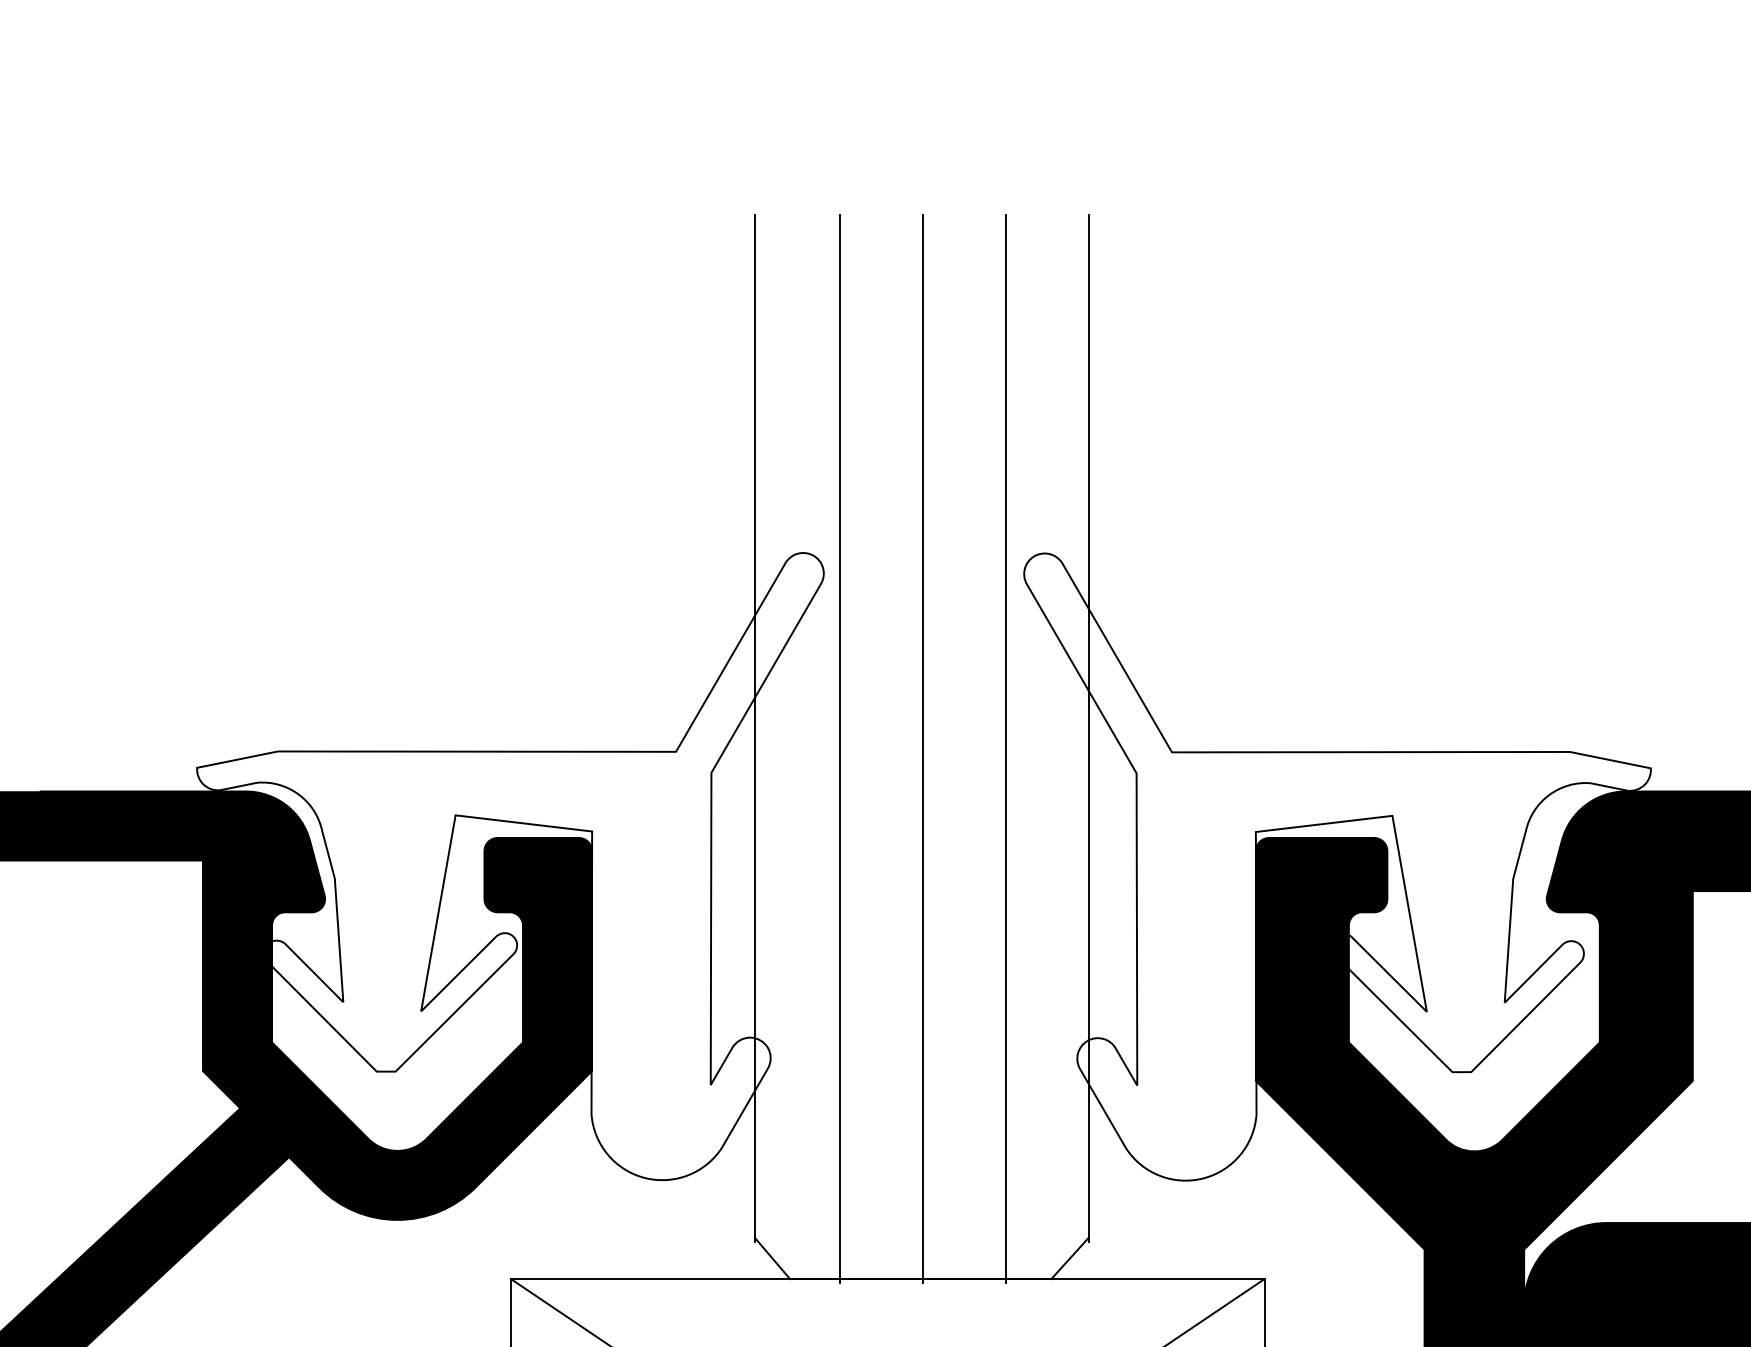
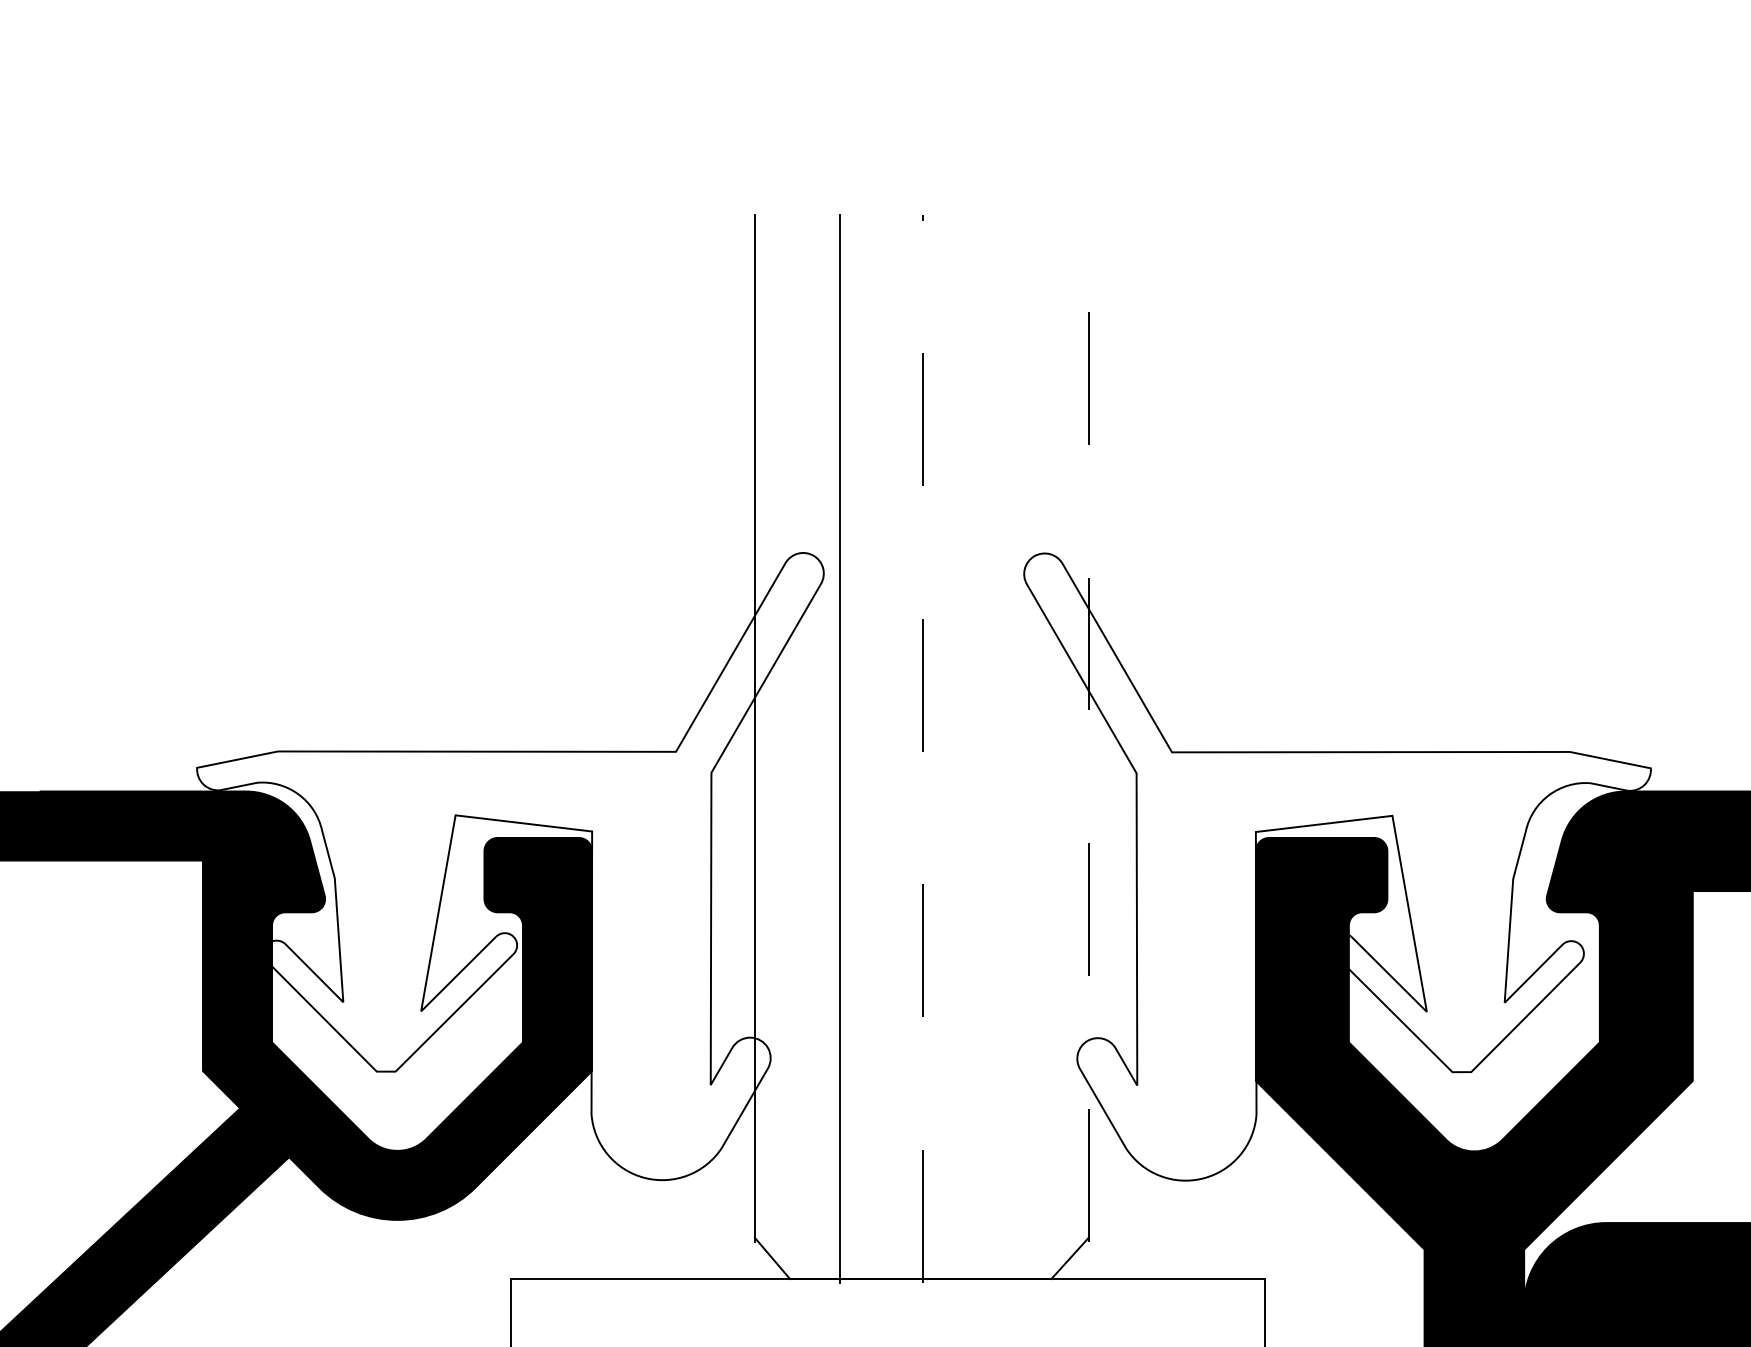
line: solid -> dashed (1088, 727)
line: solid -> dashed (922, 748)
line: present -> none (1005, 748)
line: present -> none (558, 1311)
line: present -> none (1216, 1311)
